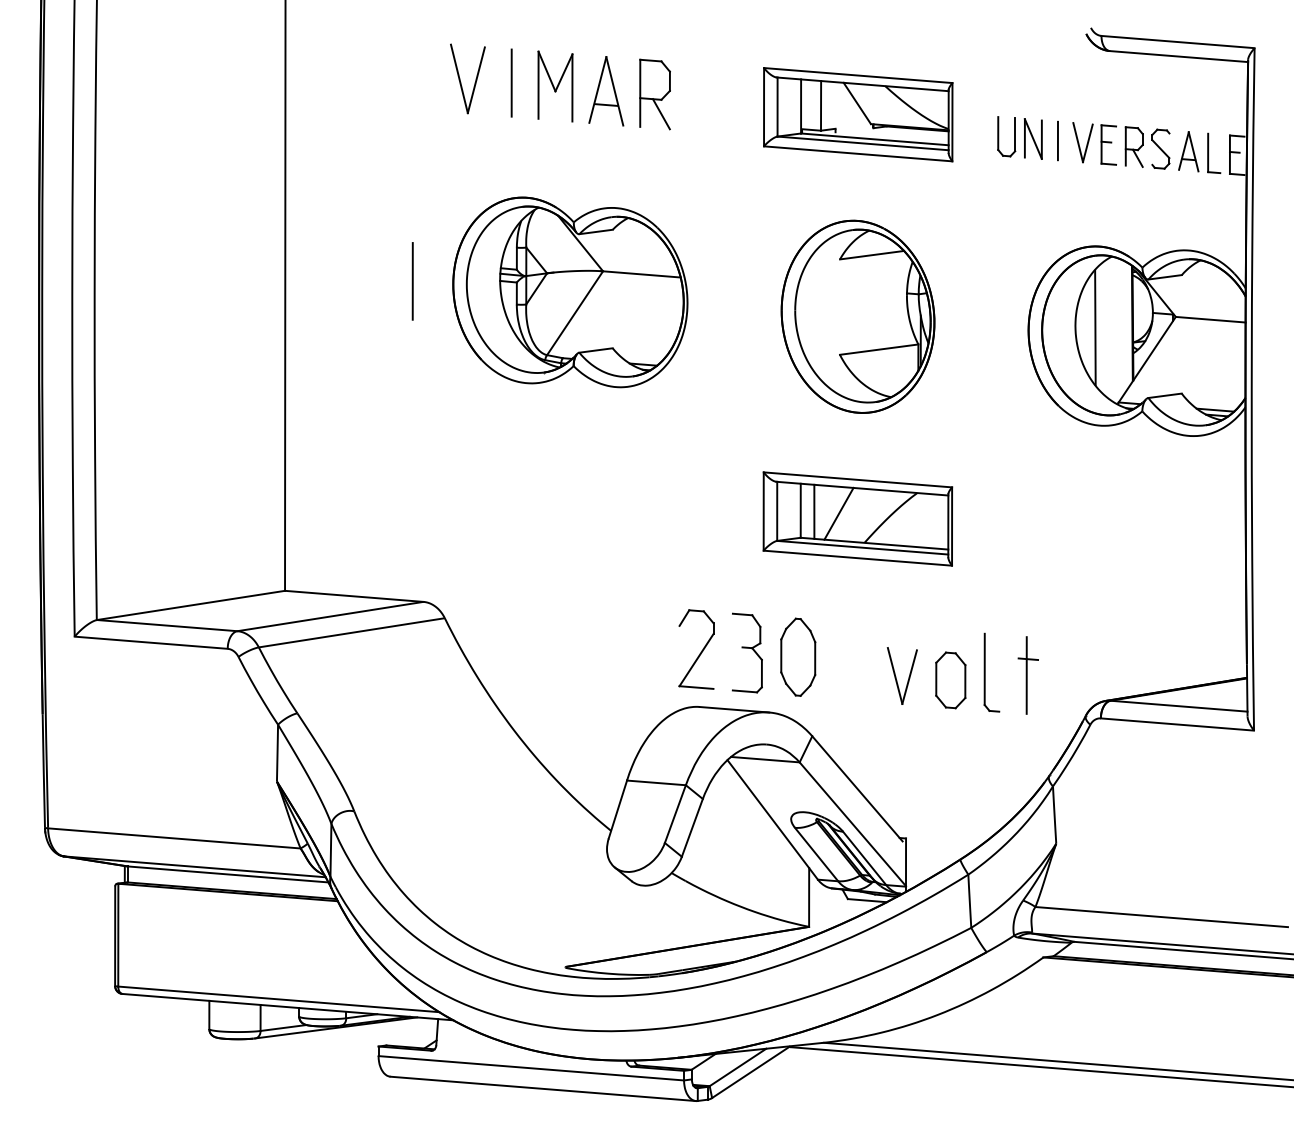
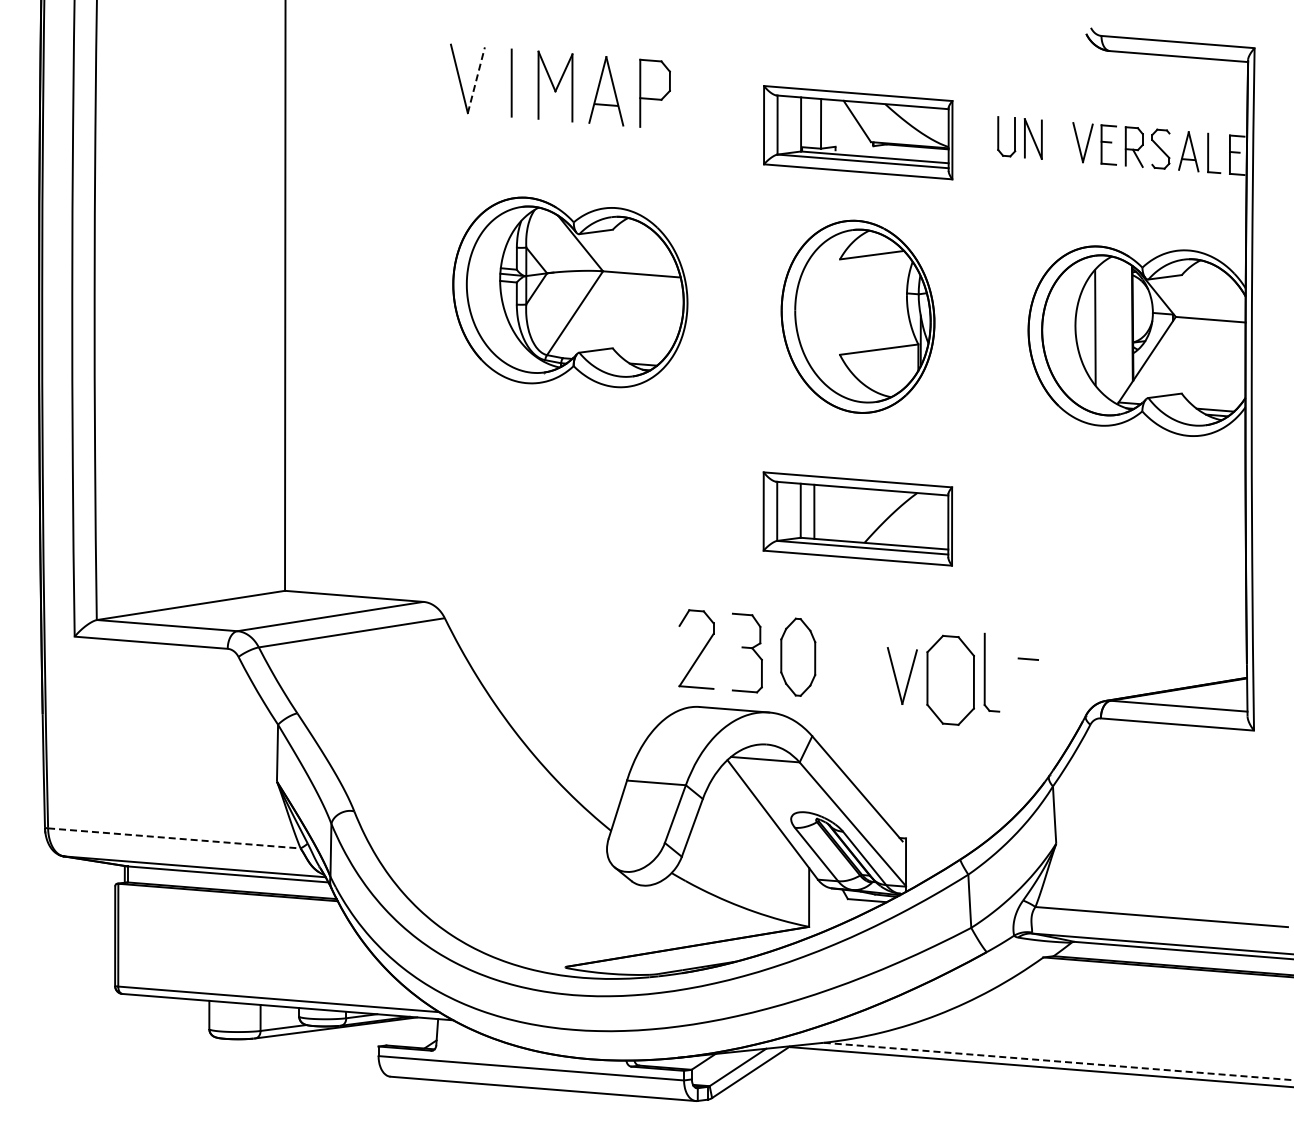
line: solid -> dashed (476, 80)
line: present -> none (660, 114)
part position: (858, 114) -> (858, 132) (858, 132)
line: present -> none (1057, 140)
line: present -> none (412, 281)
line: present -> none (838, 513)
line: present -> none (1026, 675)
part size: 32x59 px -> 49x92 px (950, 679)
line: solid -> dashed (174, 838)
line: solid -> dashed (1058, 1061)
